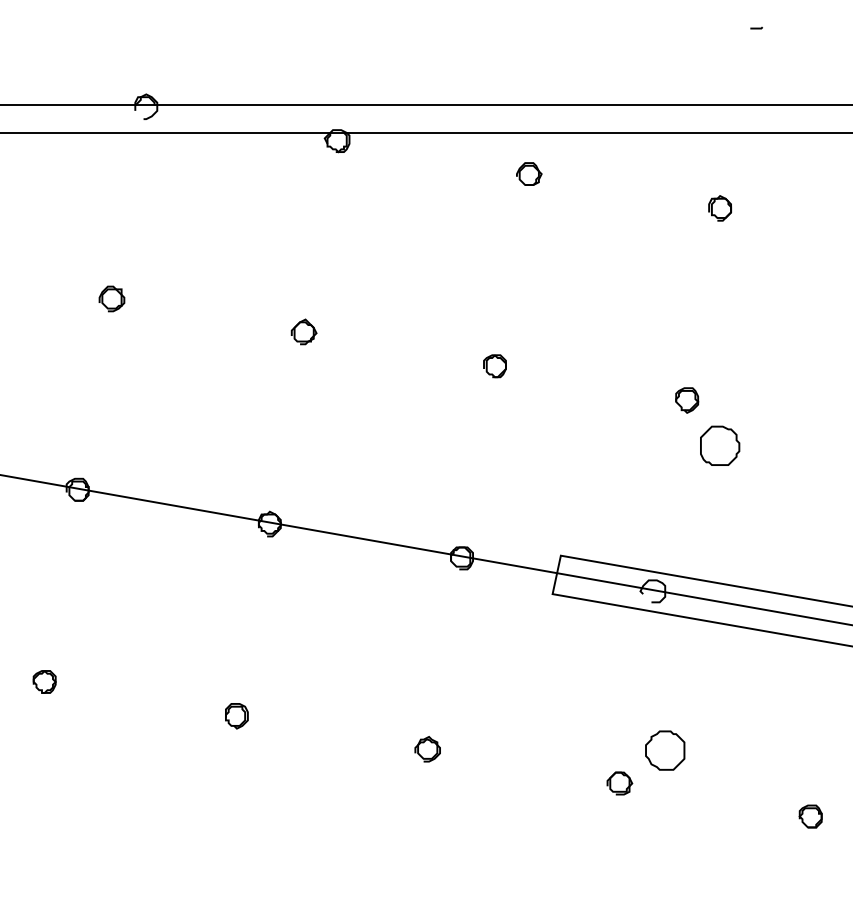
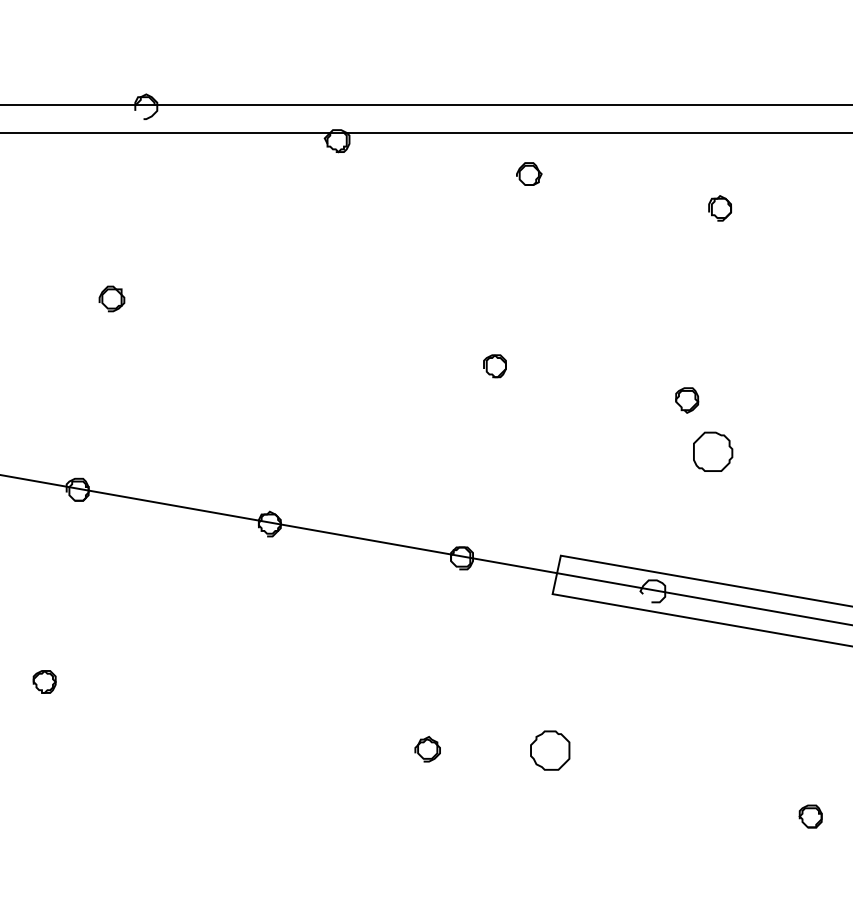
curve: present -> none (756, 27)
part: present -> none (303, 331)
part position: (720, 445) -> (713, 451) (713, 451)
part: present -> none (236, 716)
part position: (665, 750) -> (550, 750) (550, 750)
part: present -> none (619, 783)
